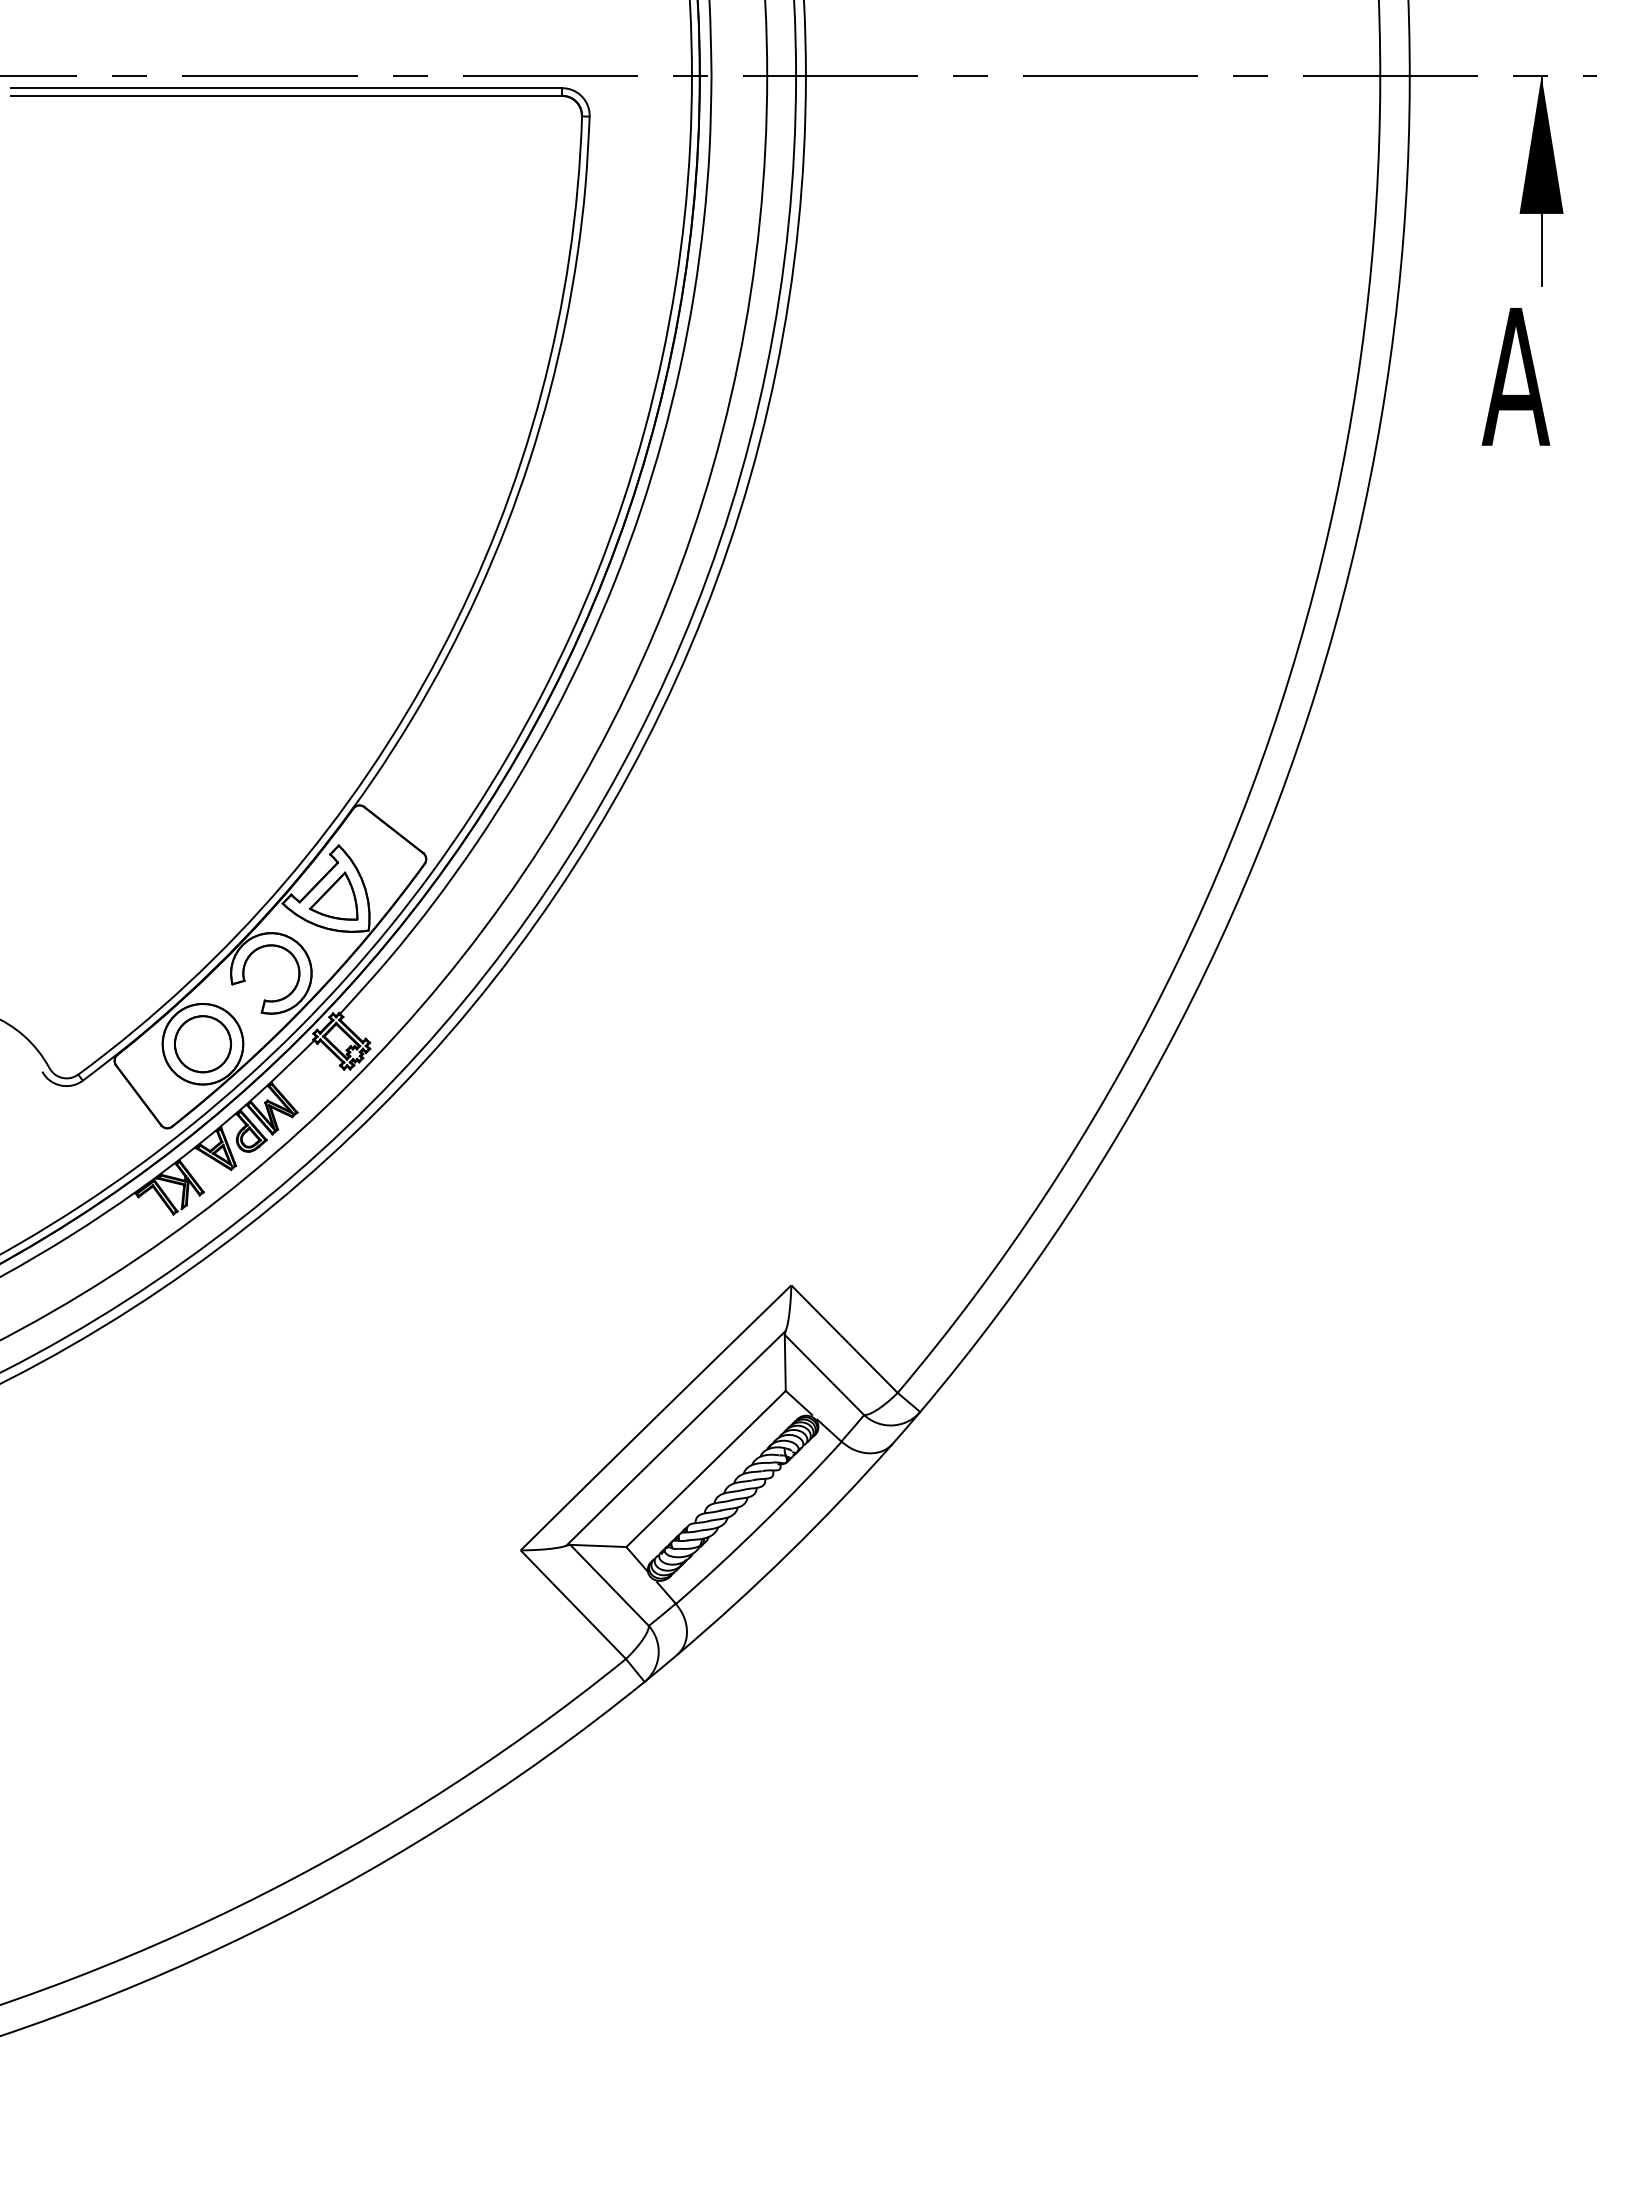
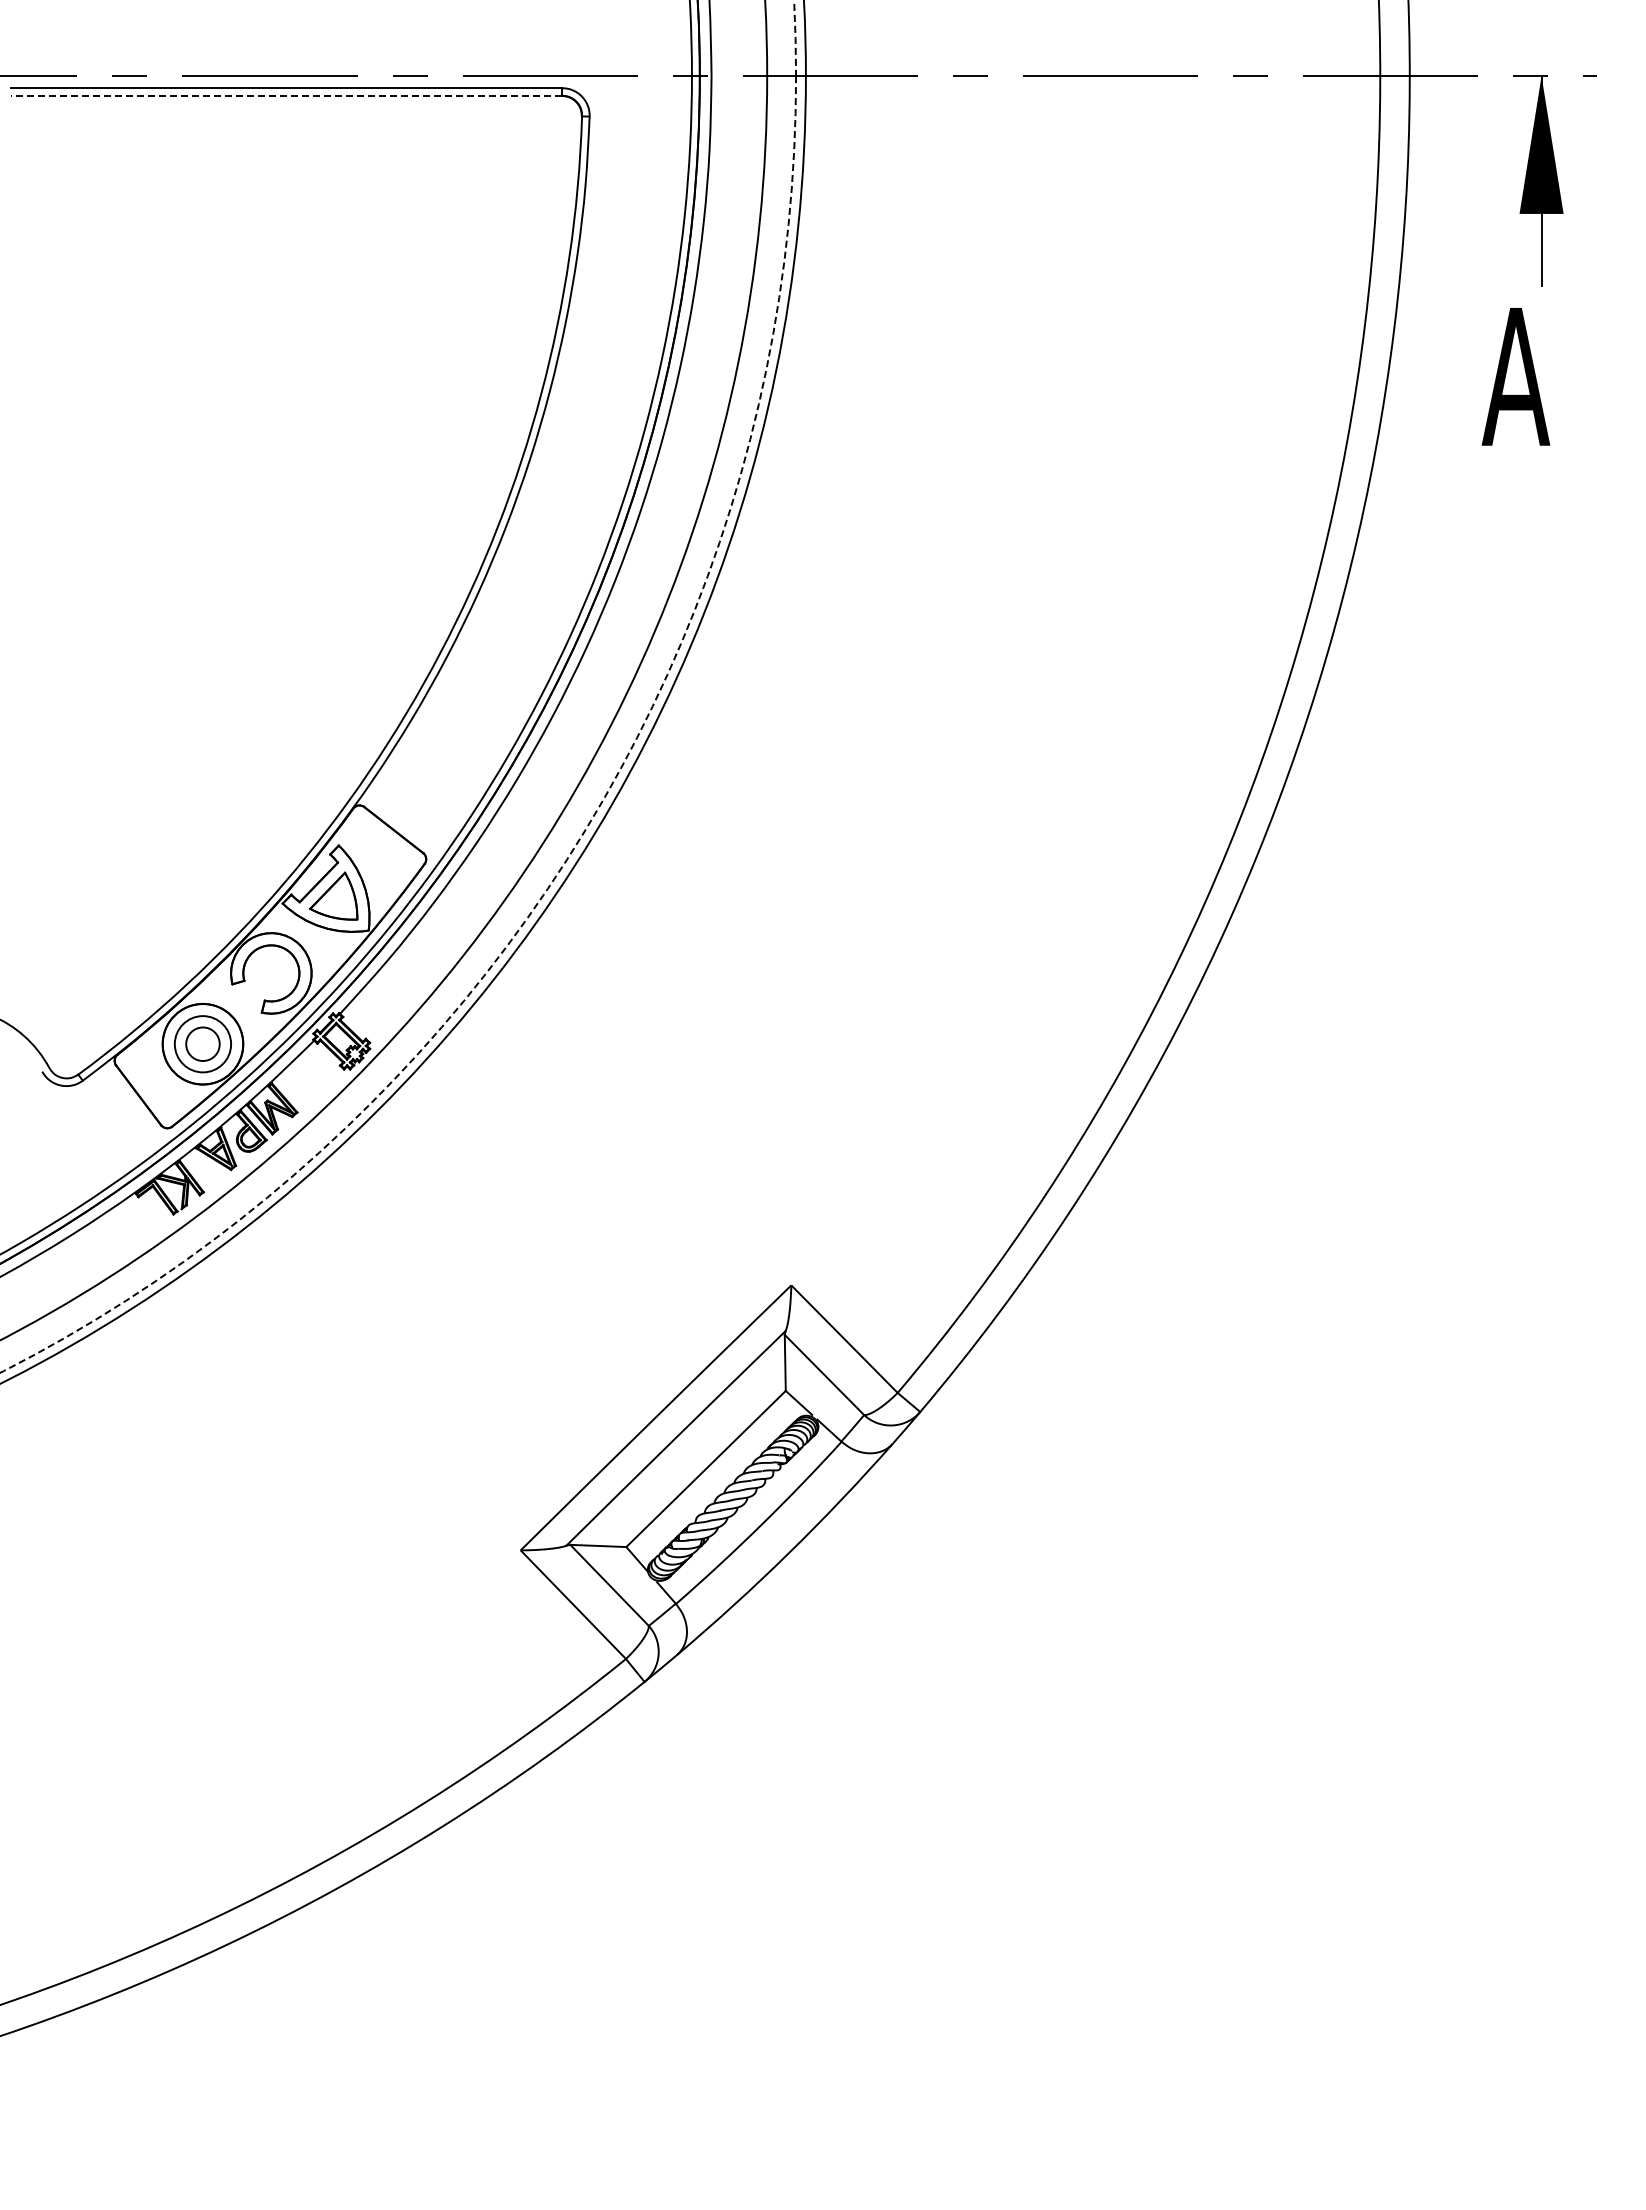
line: solid -> dashed (286, 95)
circle: solid -> dashed (398, 686)
circle diameter: 56 px -> 34 px (202, 1044)
